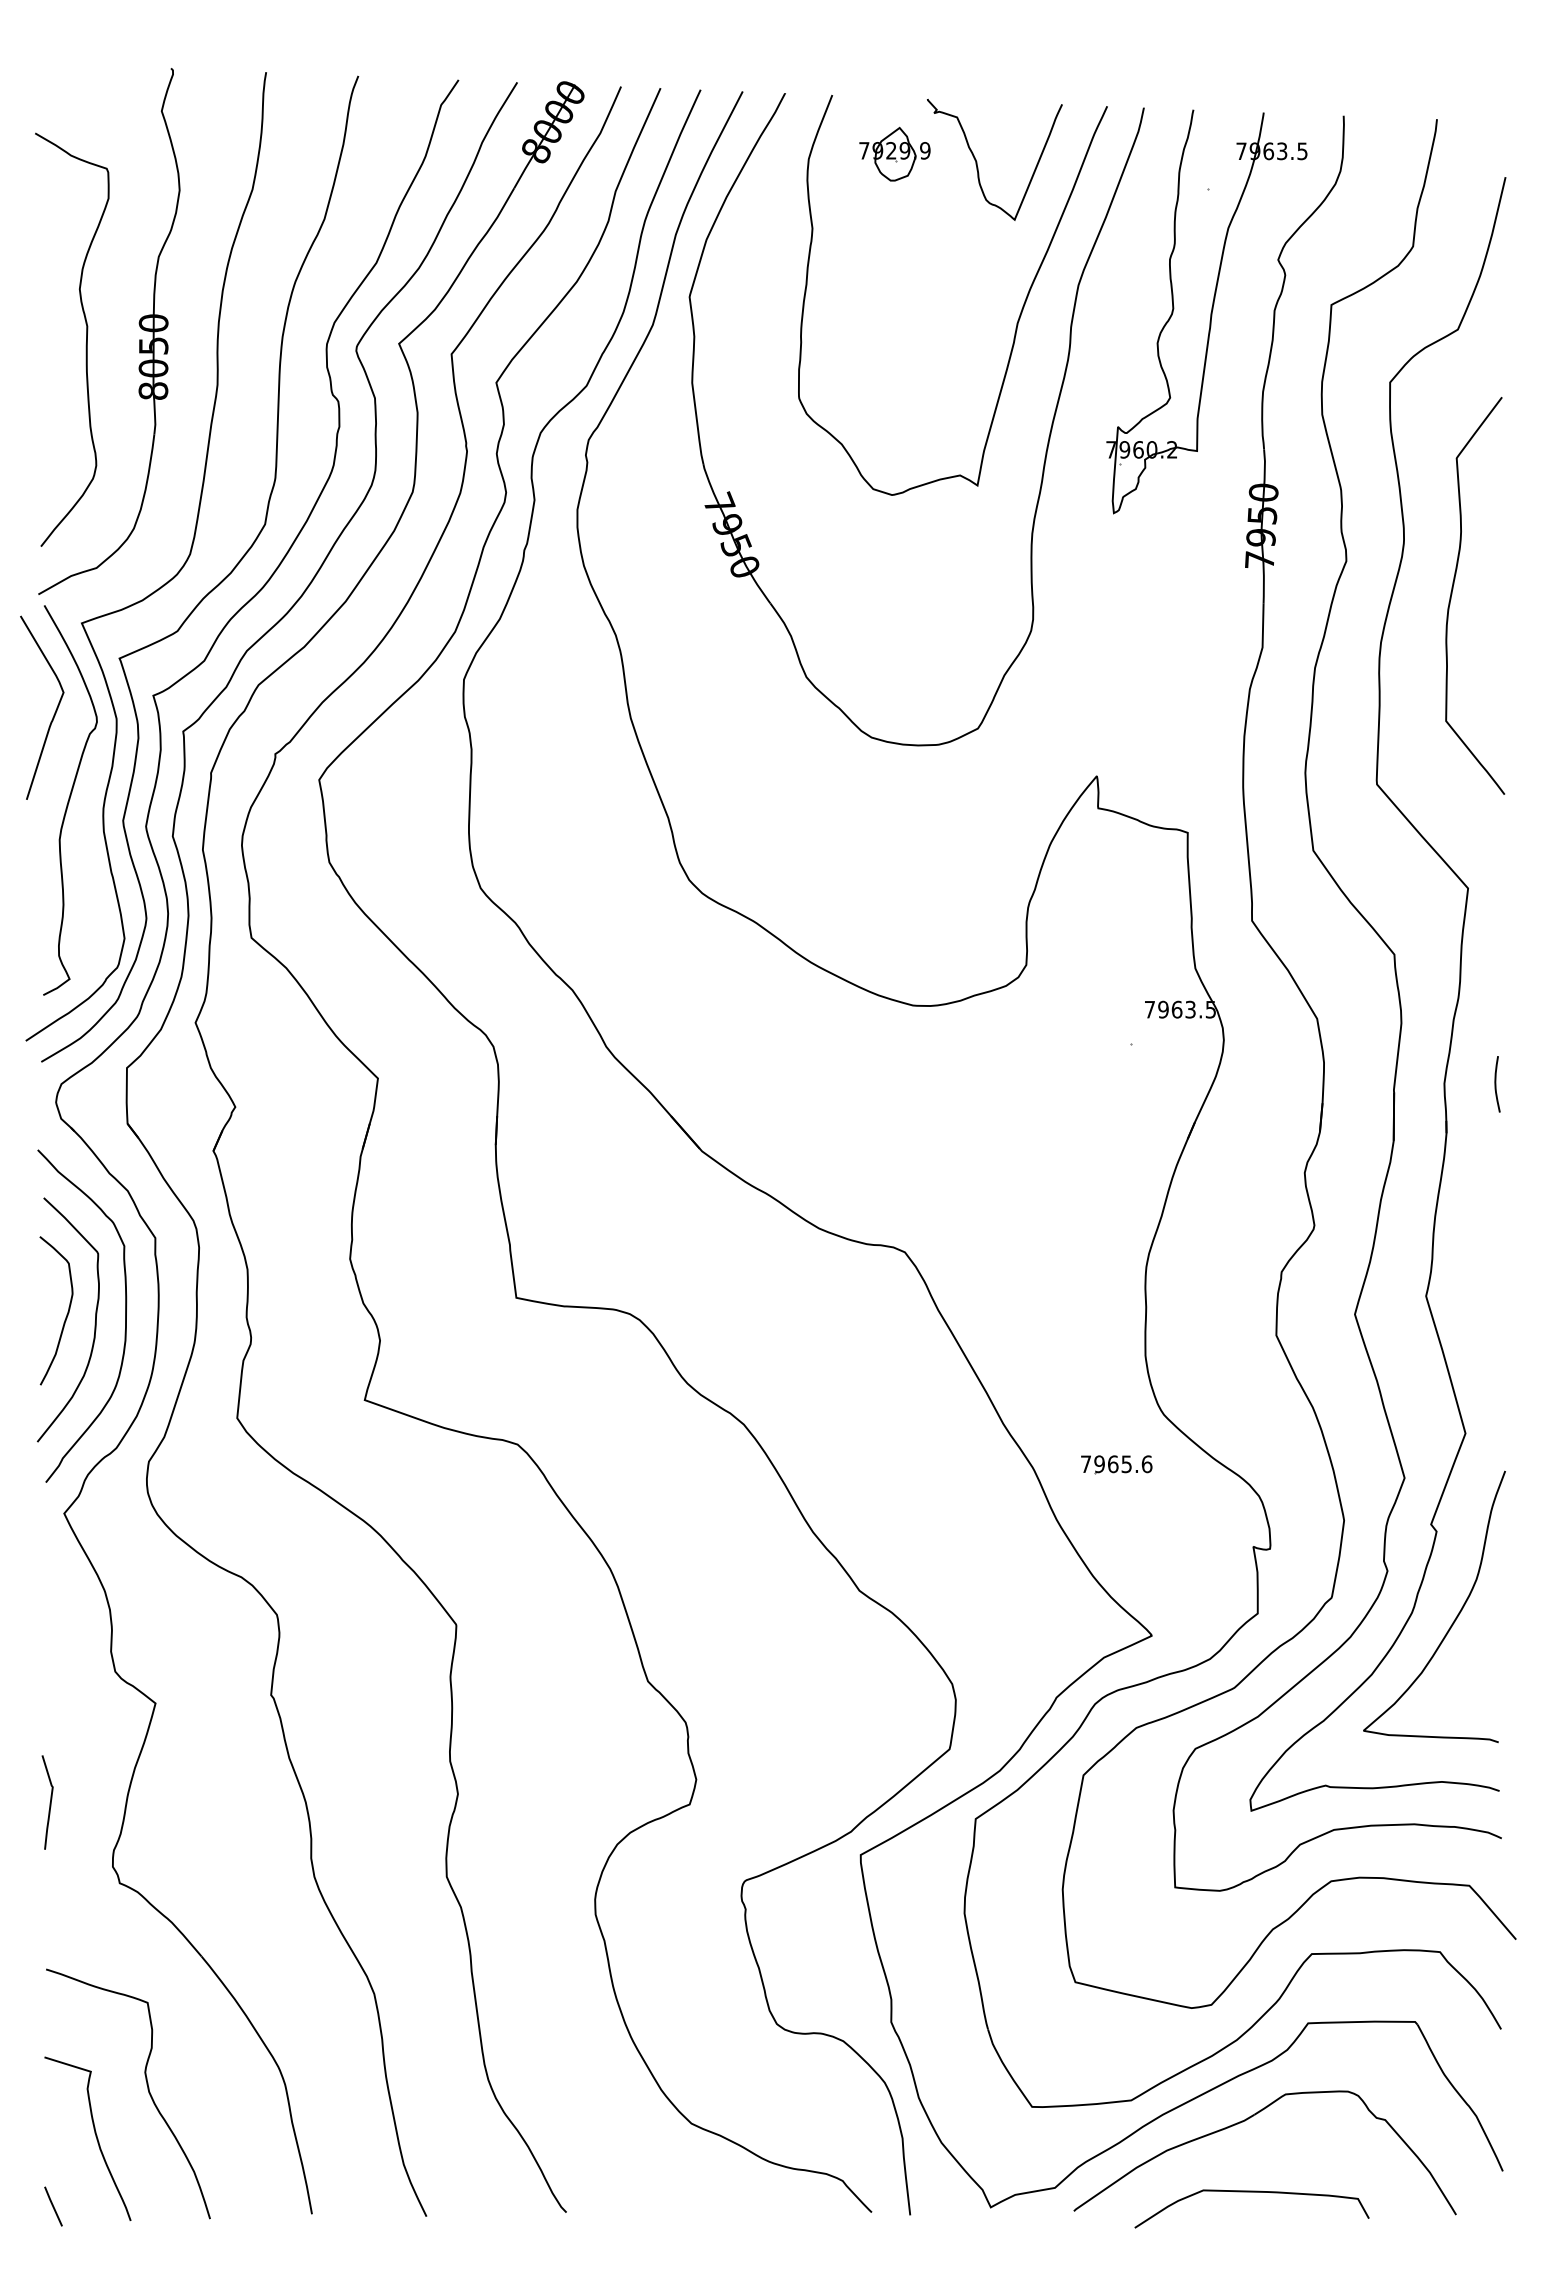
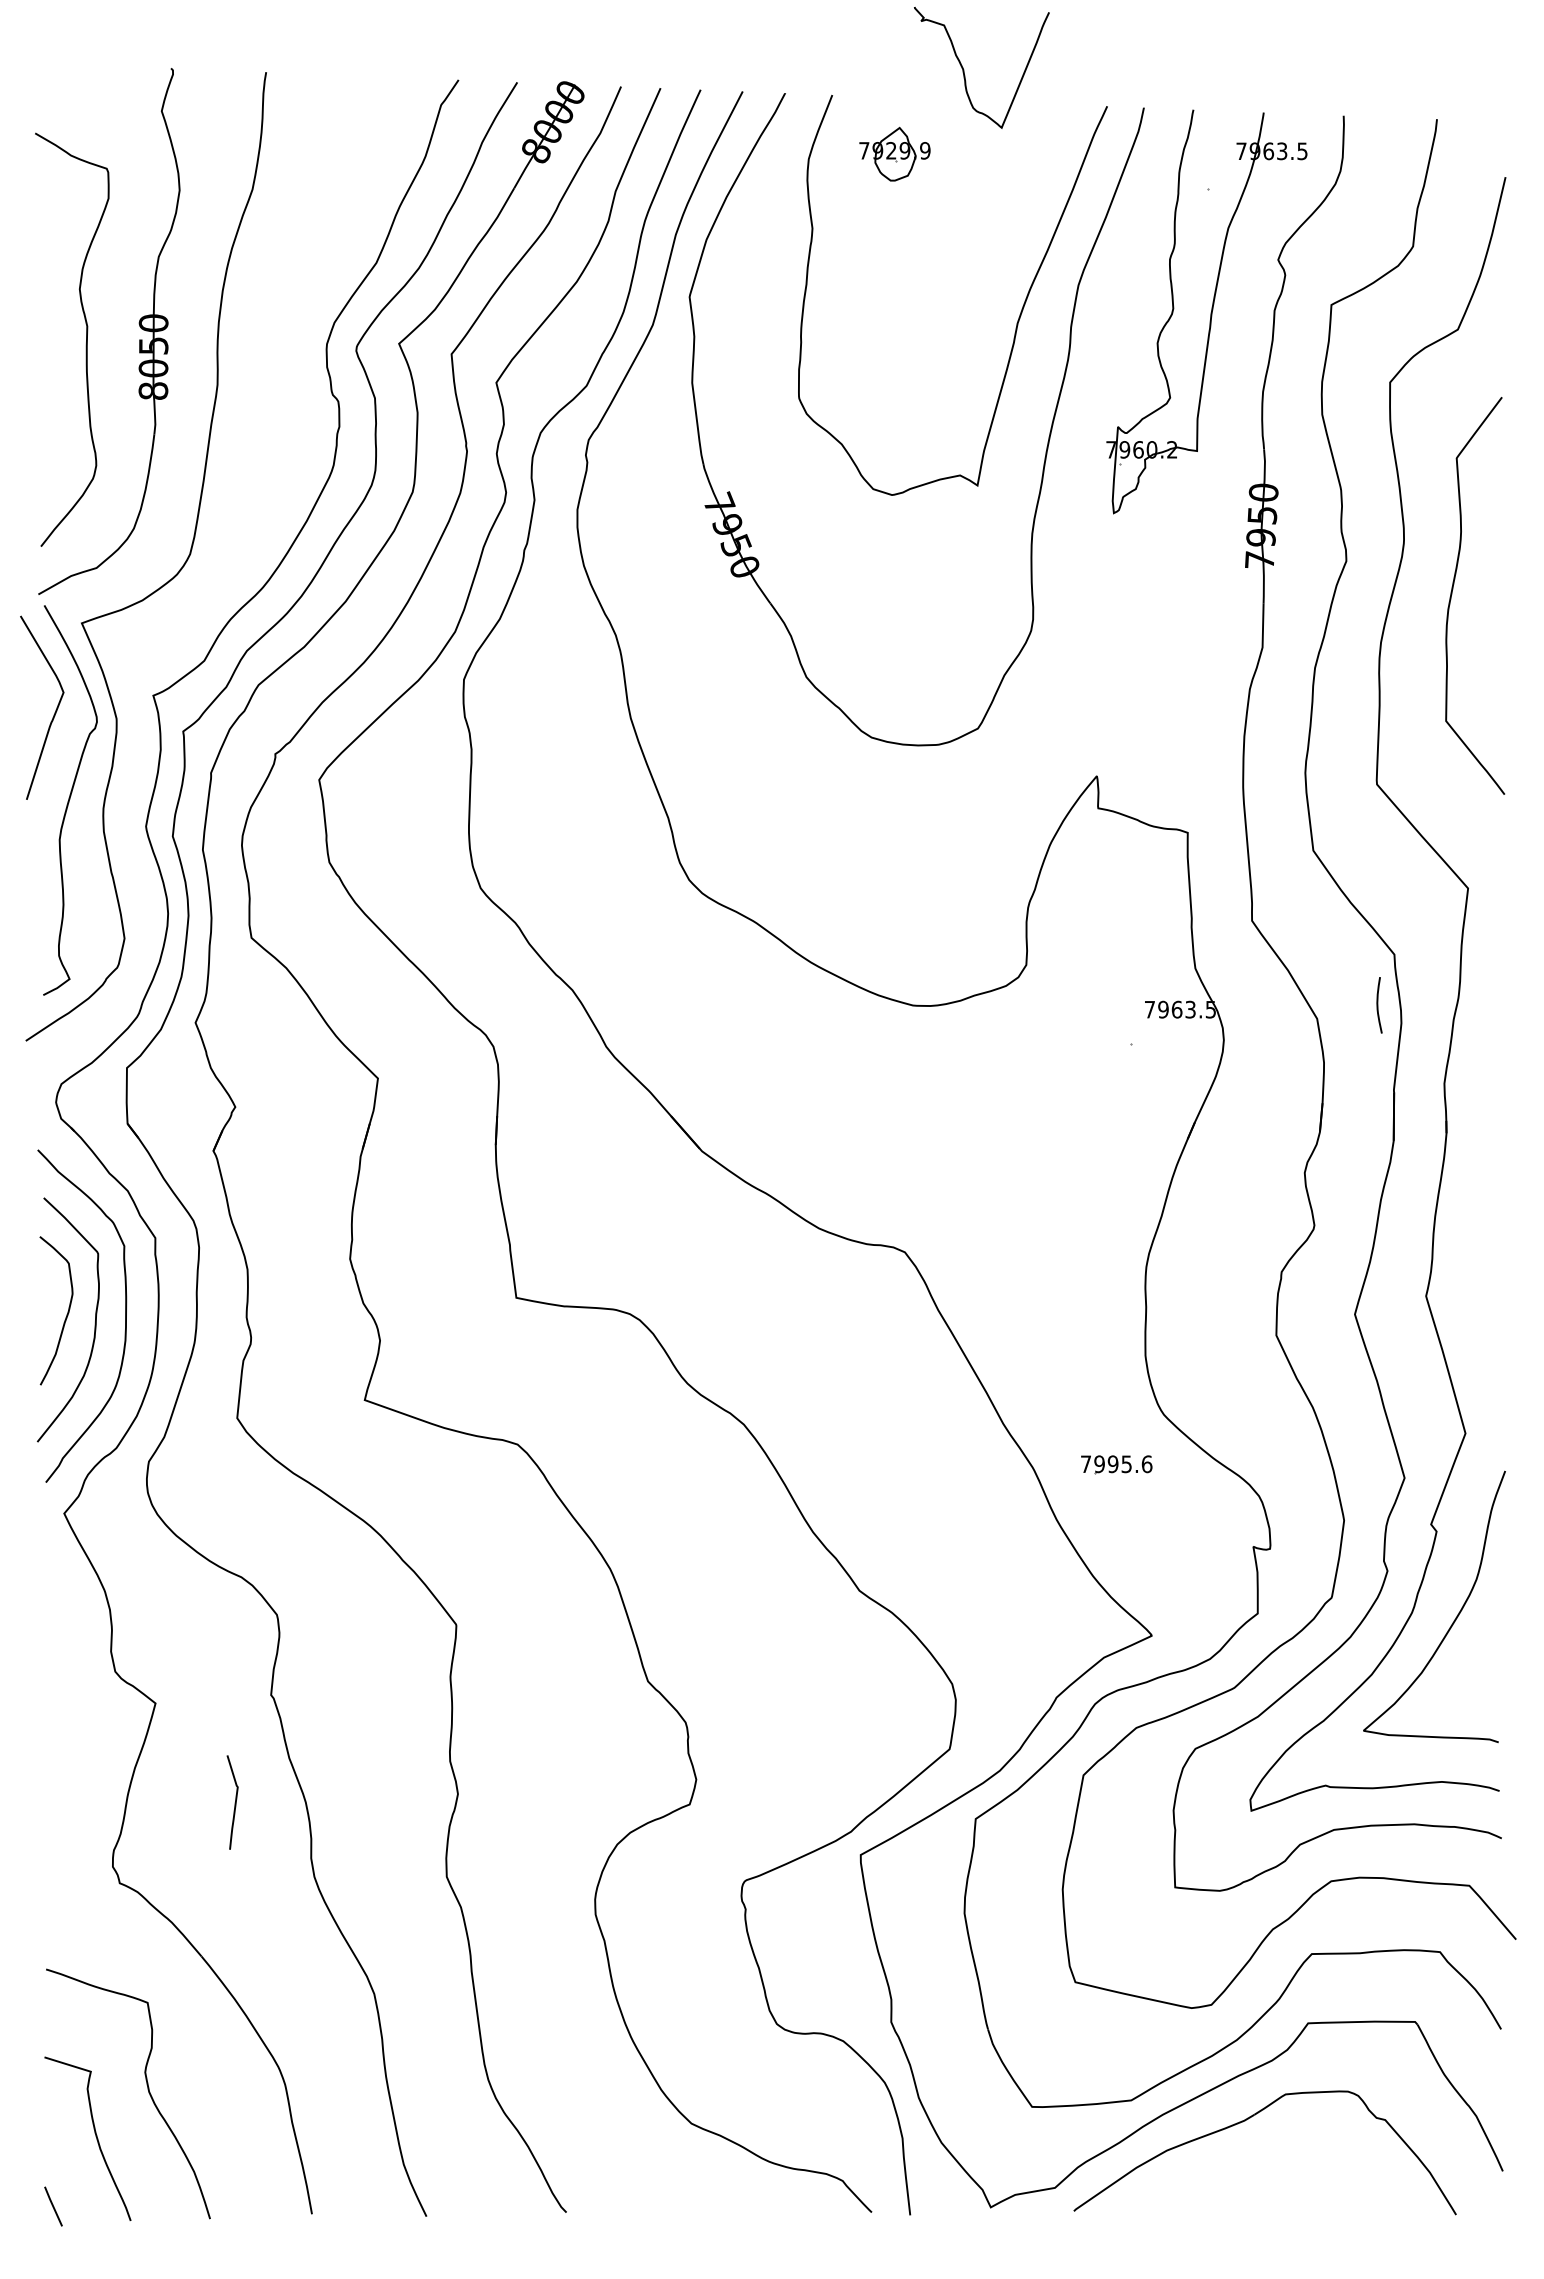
curve position: (977, 161) -> (964, 69) (964, 69)
curve: present -> none (212, 588)
curve position: (1496, 1084) -> (1378, 1005) (1378, 1005)
text: 7965.6 -> 7995.6 (1112, 1464)
curve position: (49, 1802) -> (234, 1802) (234, 1802)
curve: present -> none (1251, 2192)
